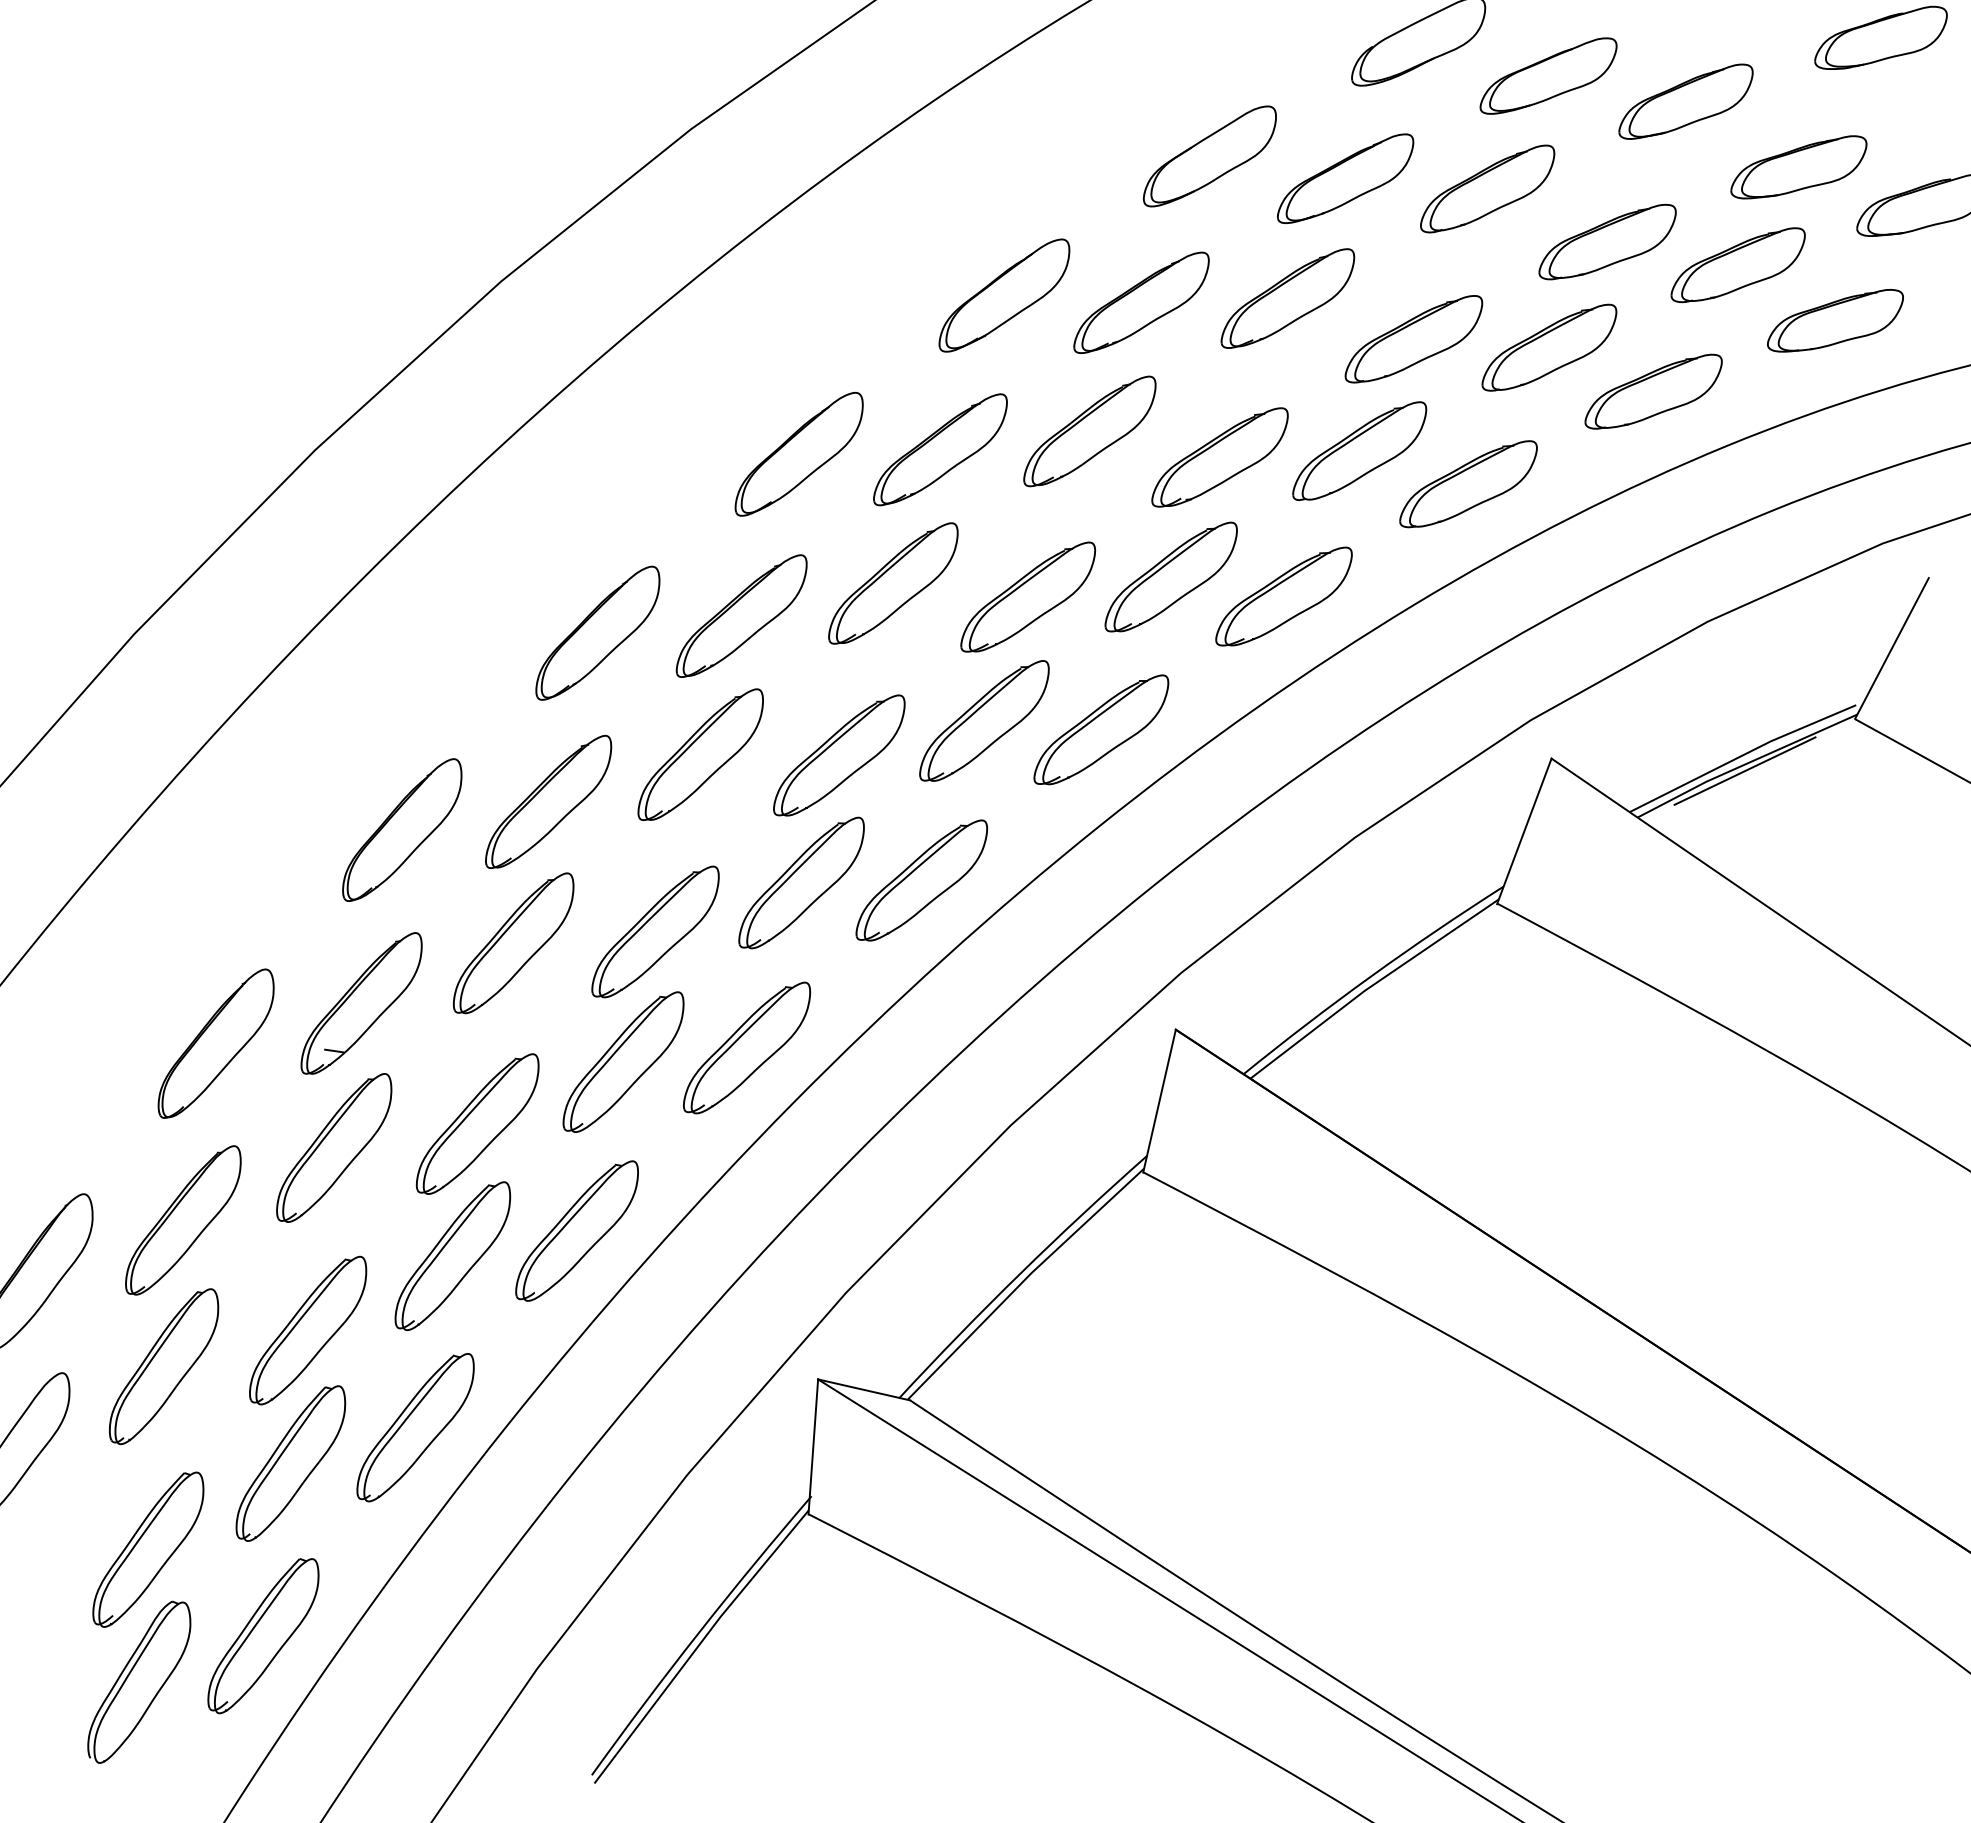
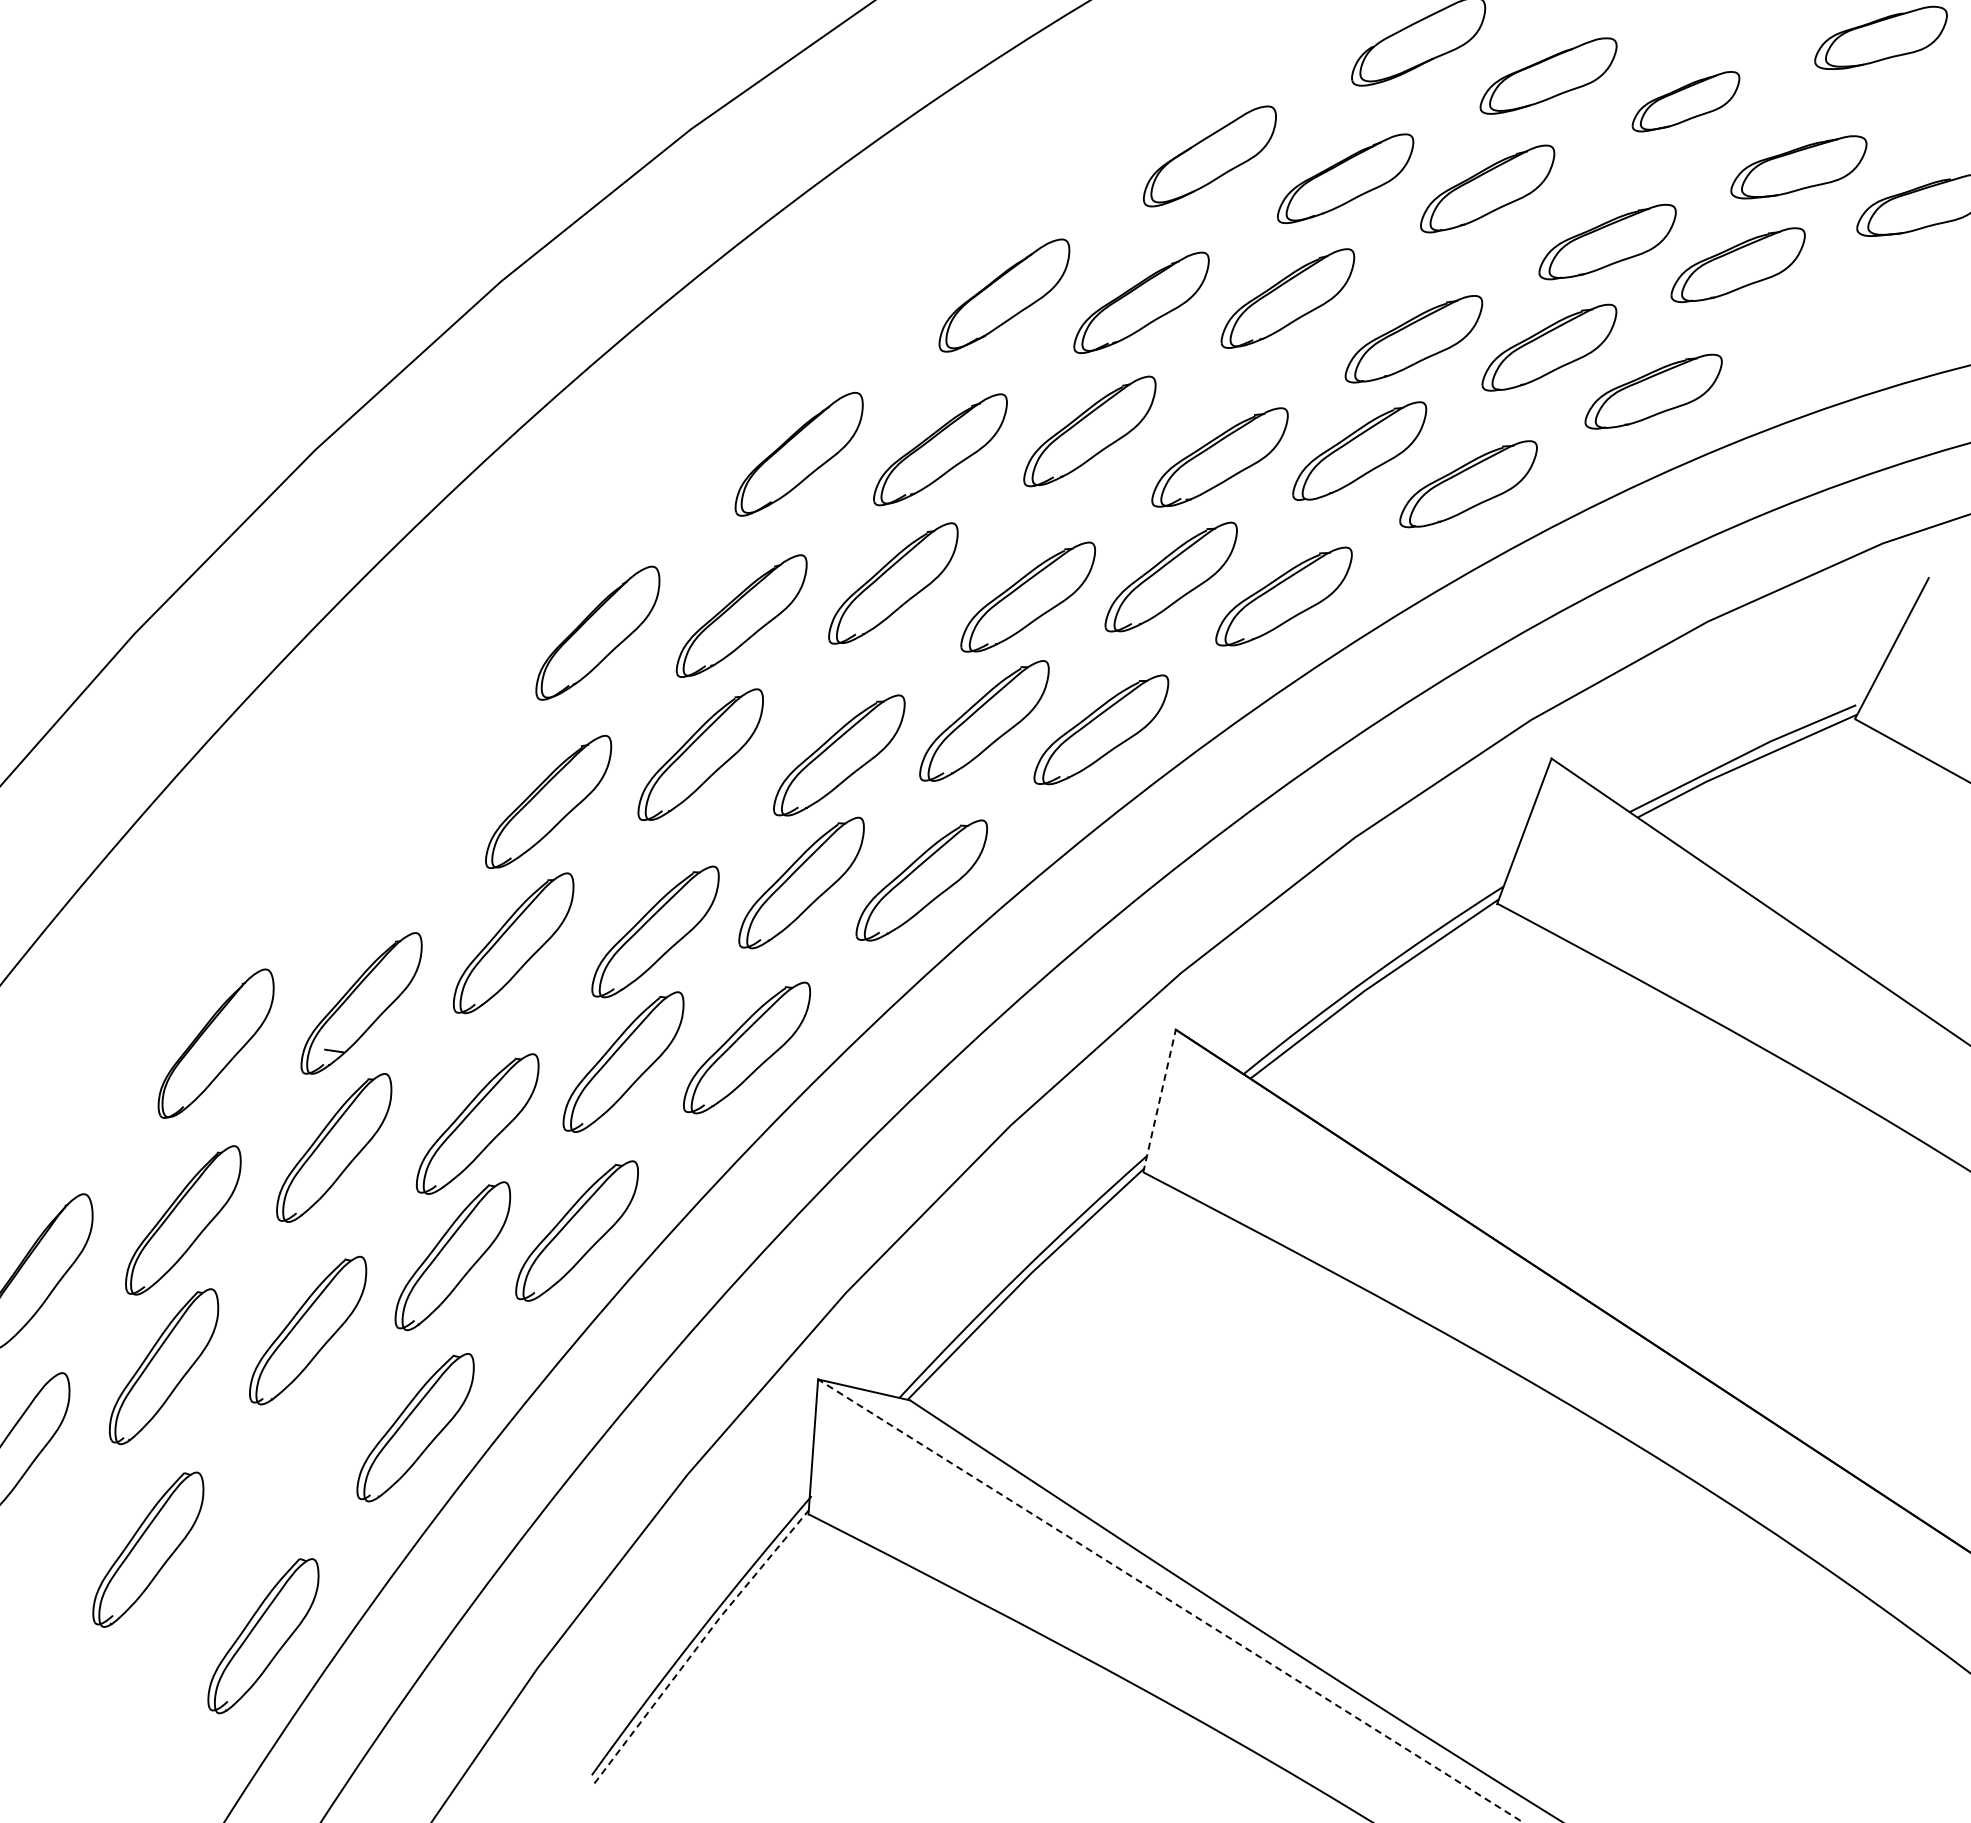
part size: 136x77 px -> 110x62 px (1685, 101)
part: present -> none (1835, 320)
line: present -> none (1744, 770)
part: present -> none (402, 829)
line: solid -> dashed (1159, 1100)
part: present -> none (290, 1463)
line: solid -> dashed (1170, 1600)
line: solid -> dashed (700, 1644)
part: present -> none (139, 1681)
